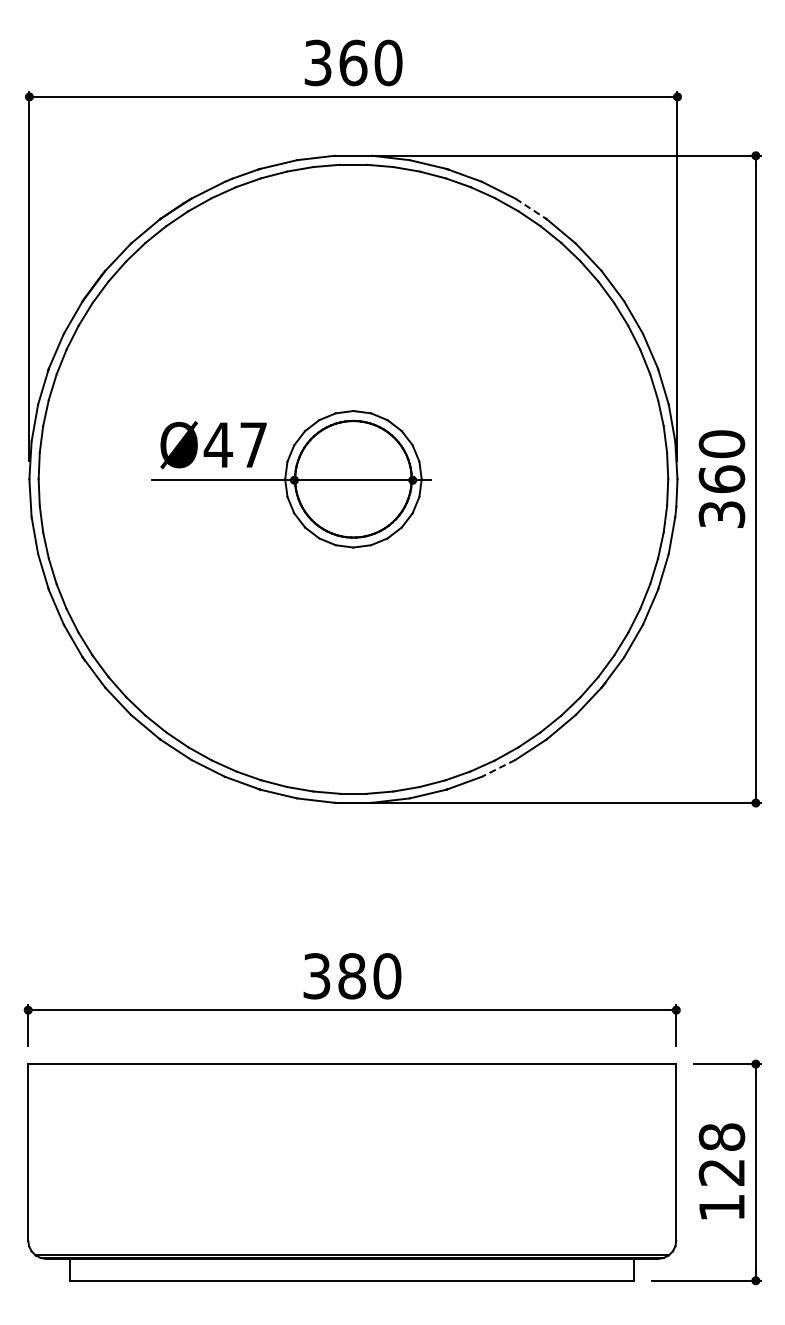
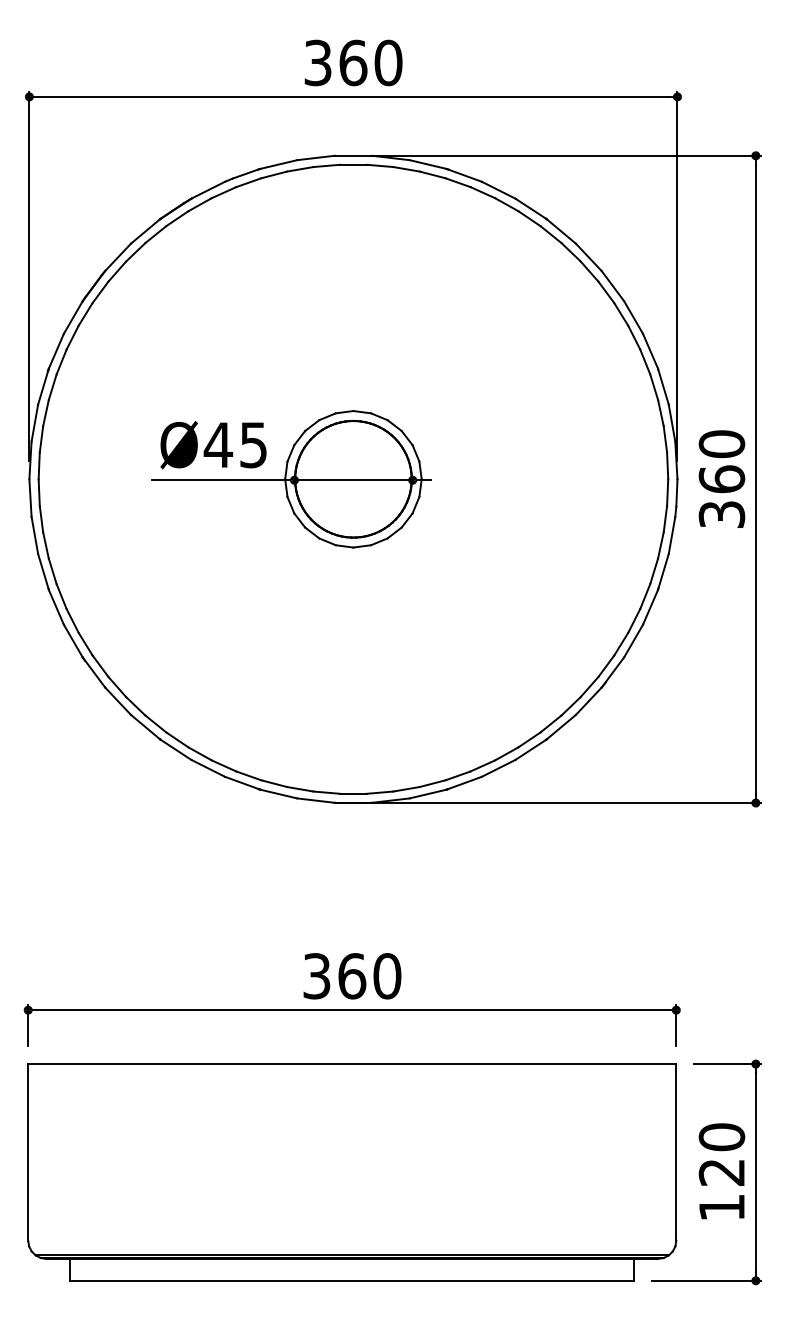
line: dashed -> solid (531, 208)
text: Ø47 -> Ø45 (253, 445)
line: dashed -> solid (498, 768)
text: 380 -> 360 (352, 976)
text: 128 -> 120 (721, 1137)
